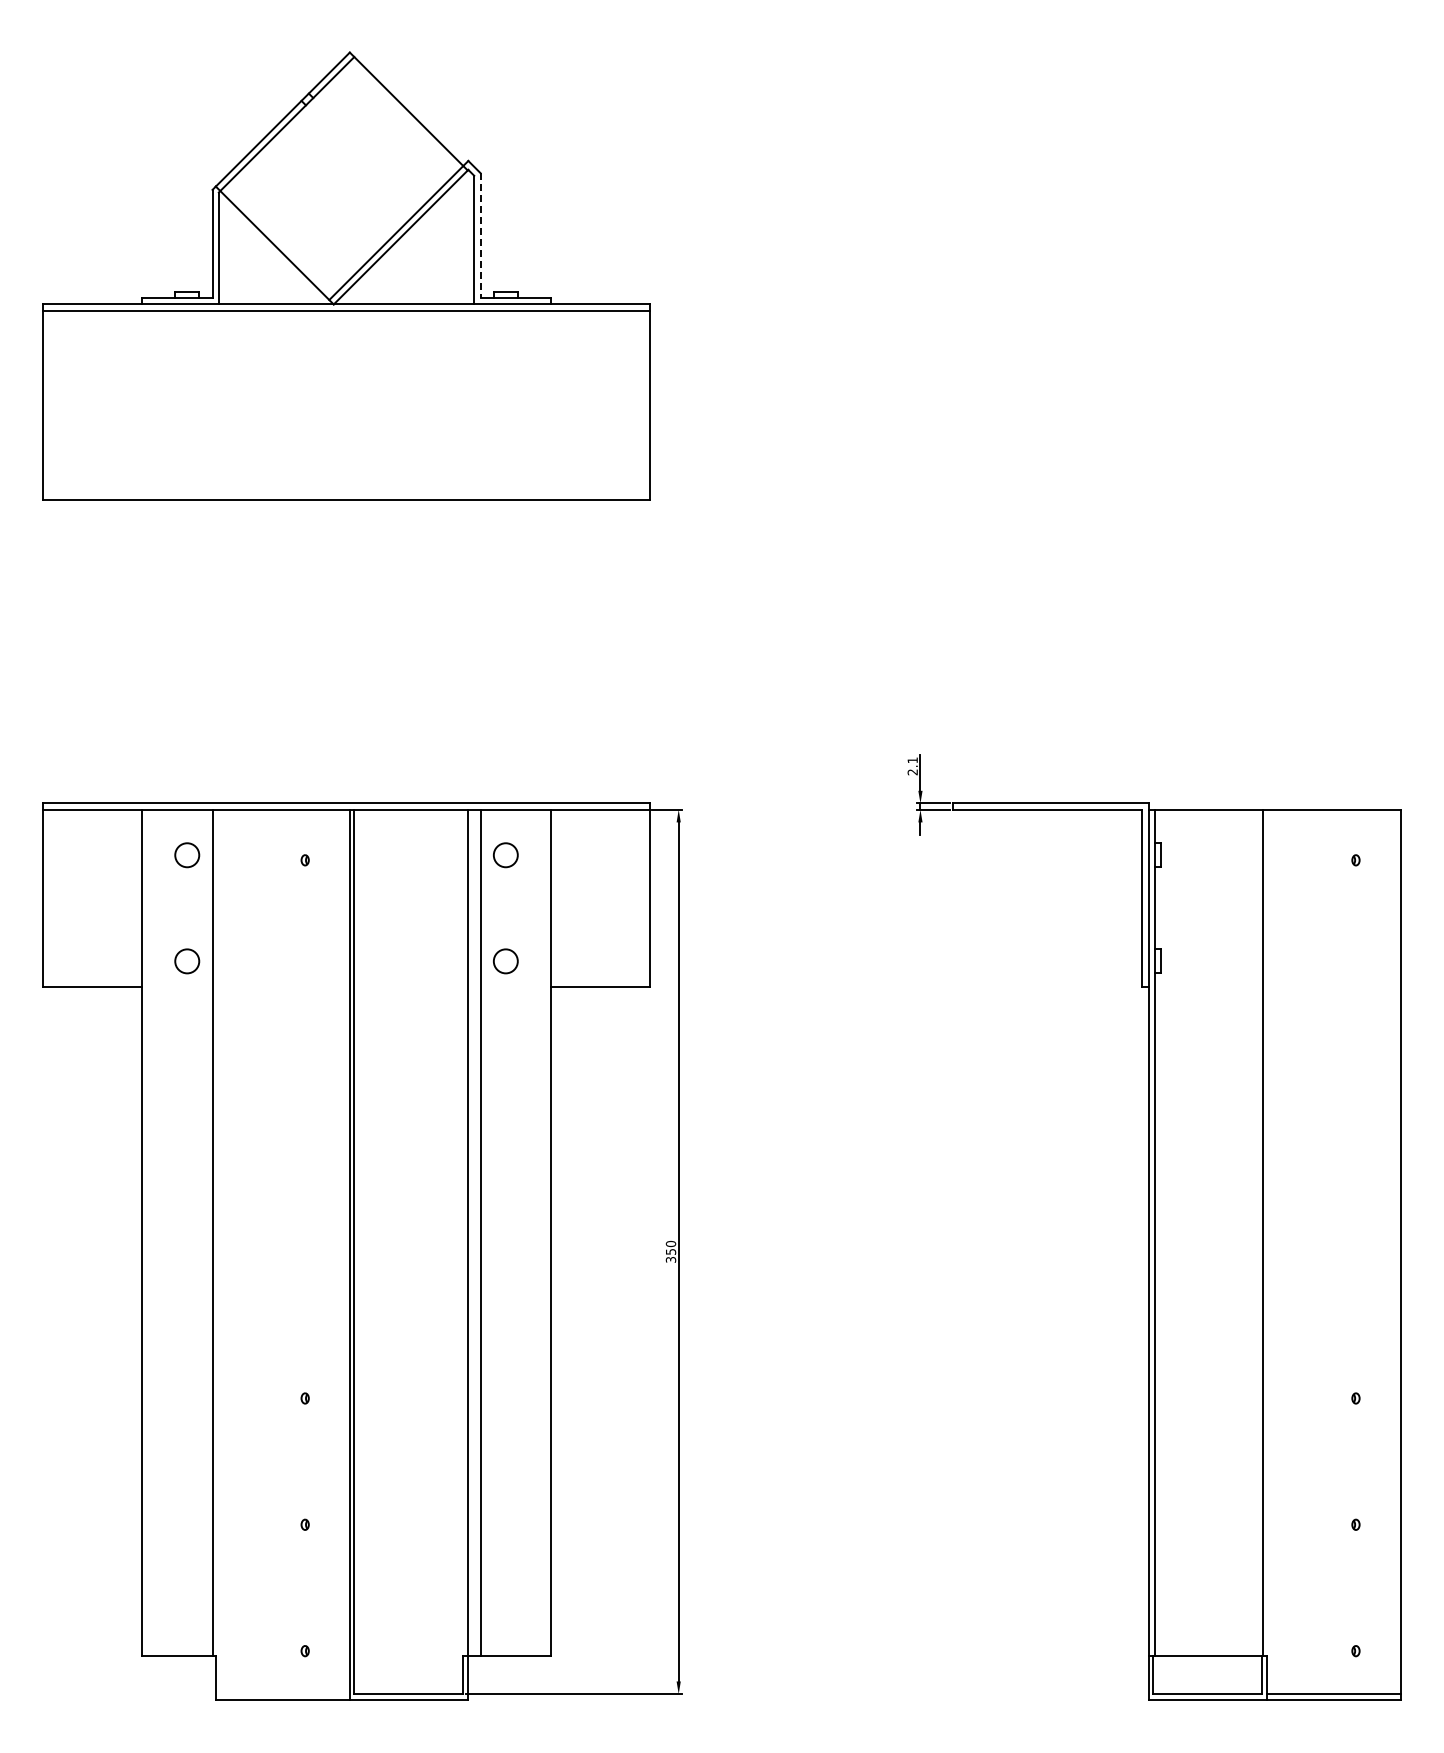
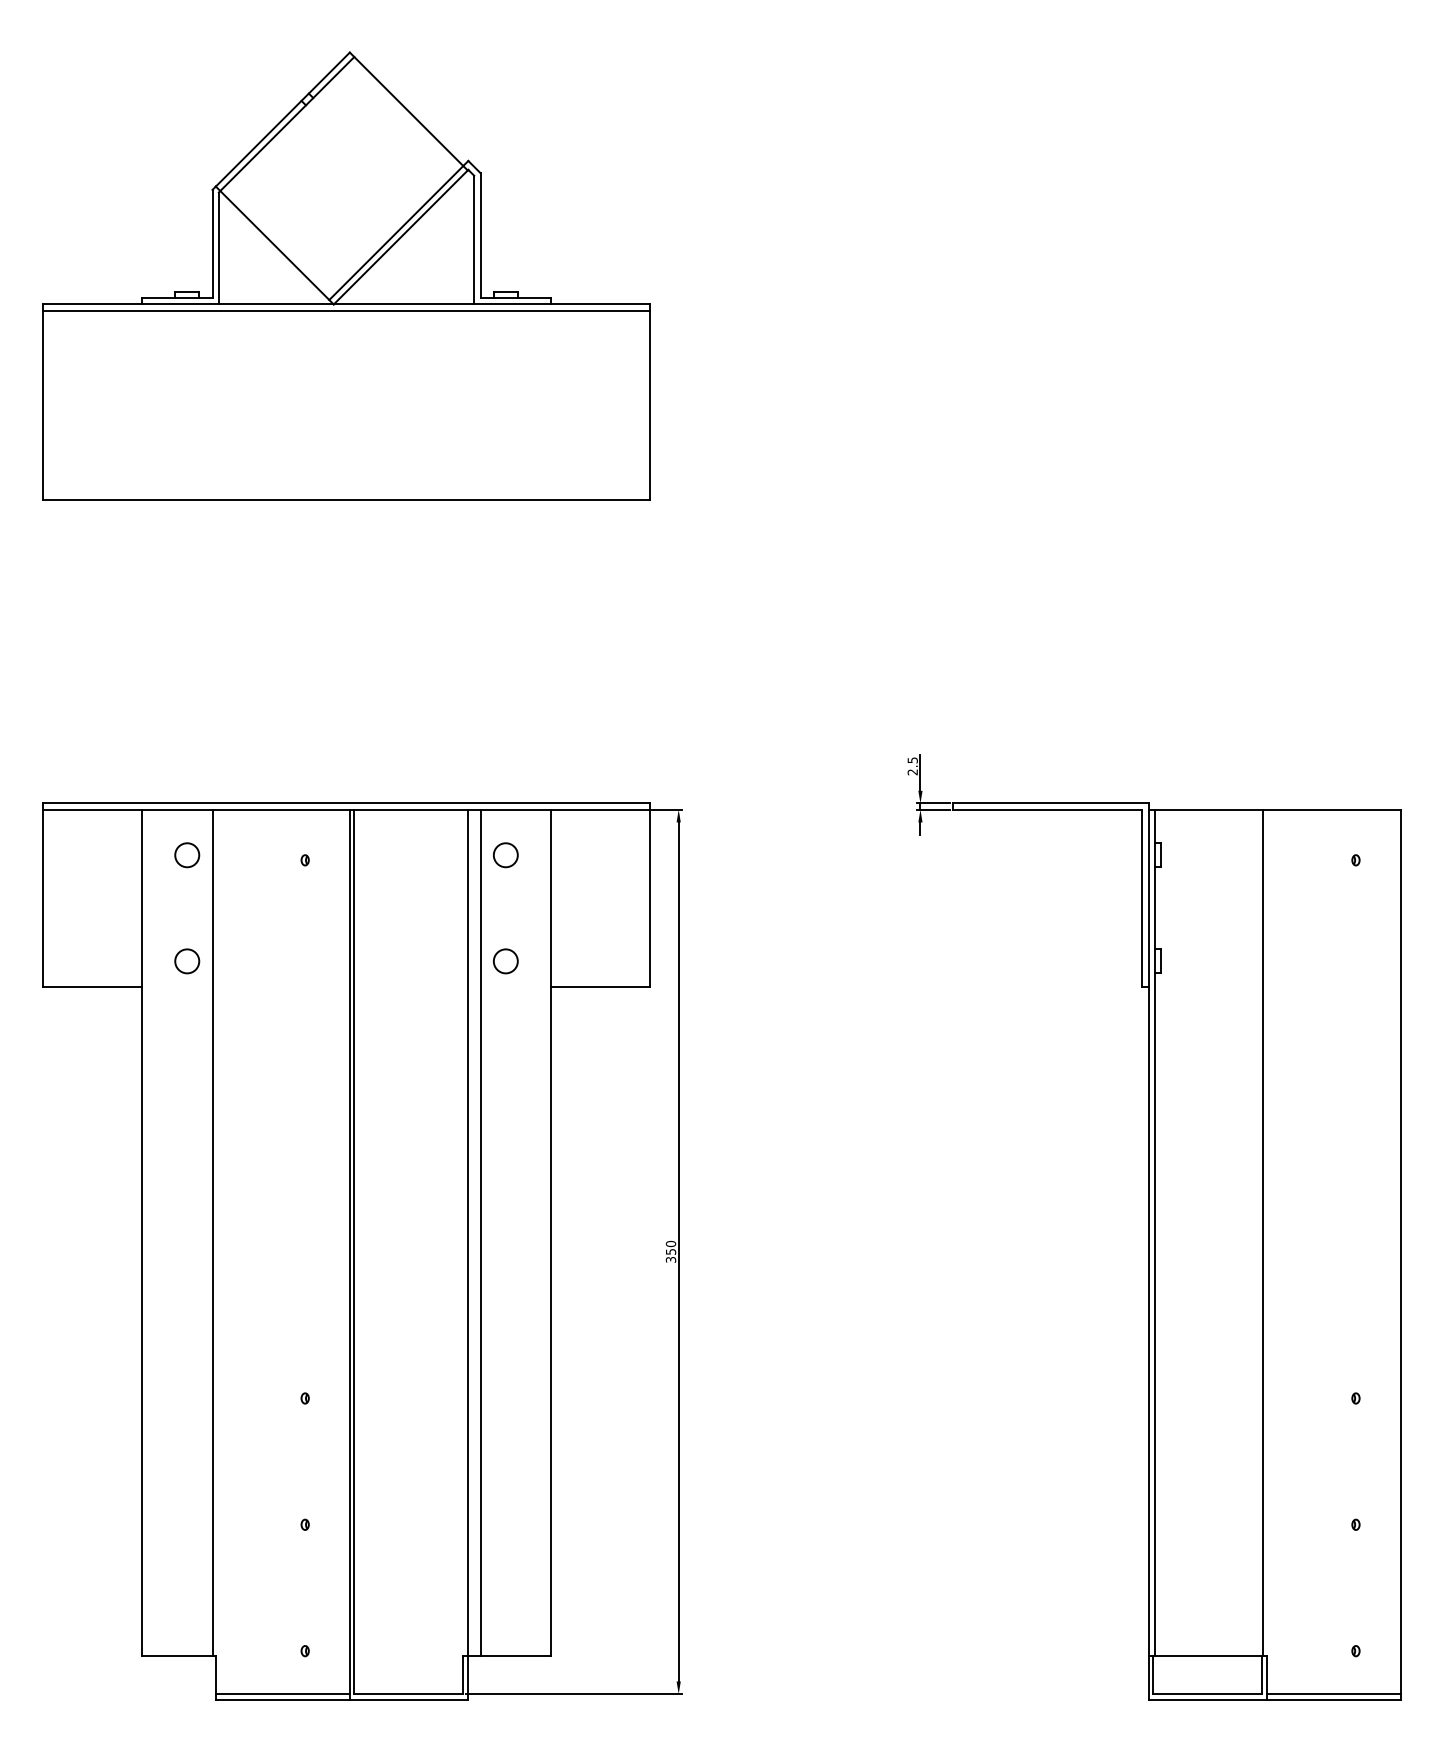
line: dashed -> solid (480, 236)
text: 2.1 -> 2.5 (912, 760)
line: none -> present (282, 1694)
